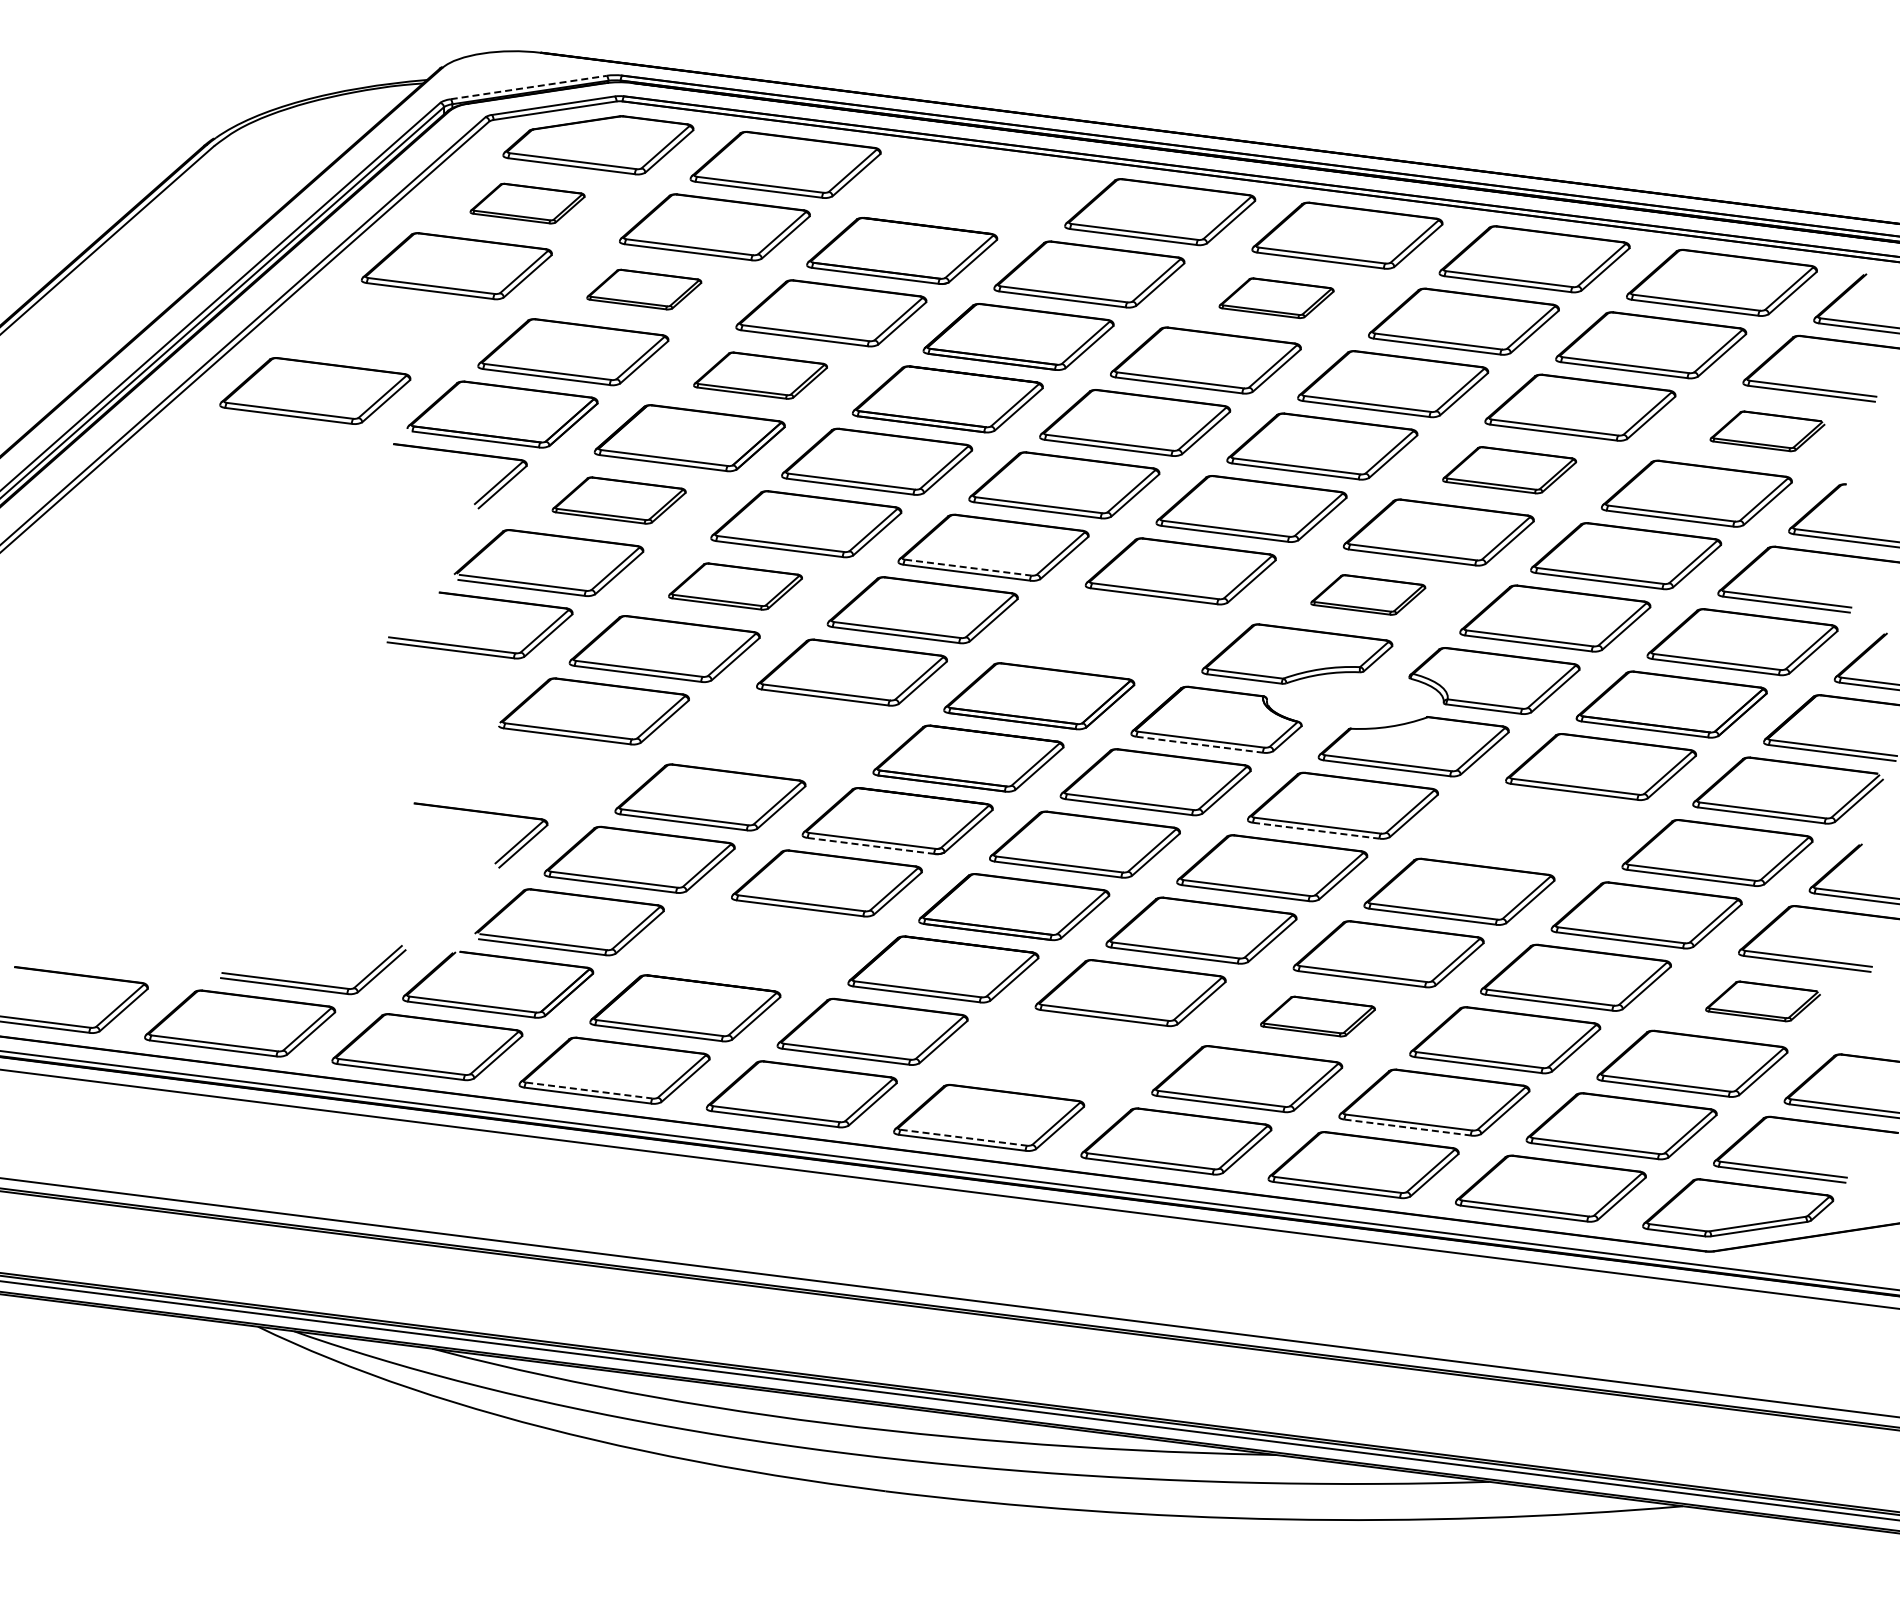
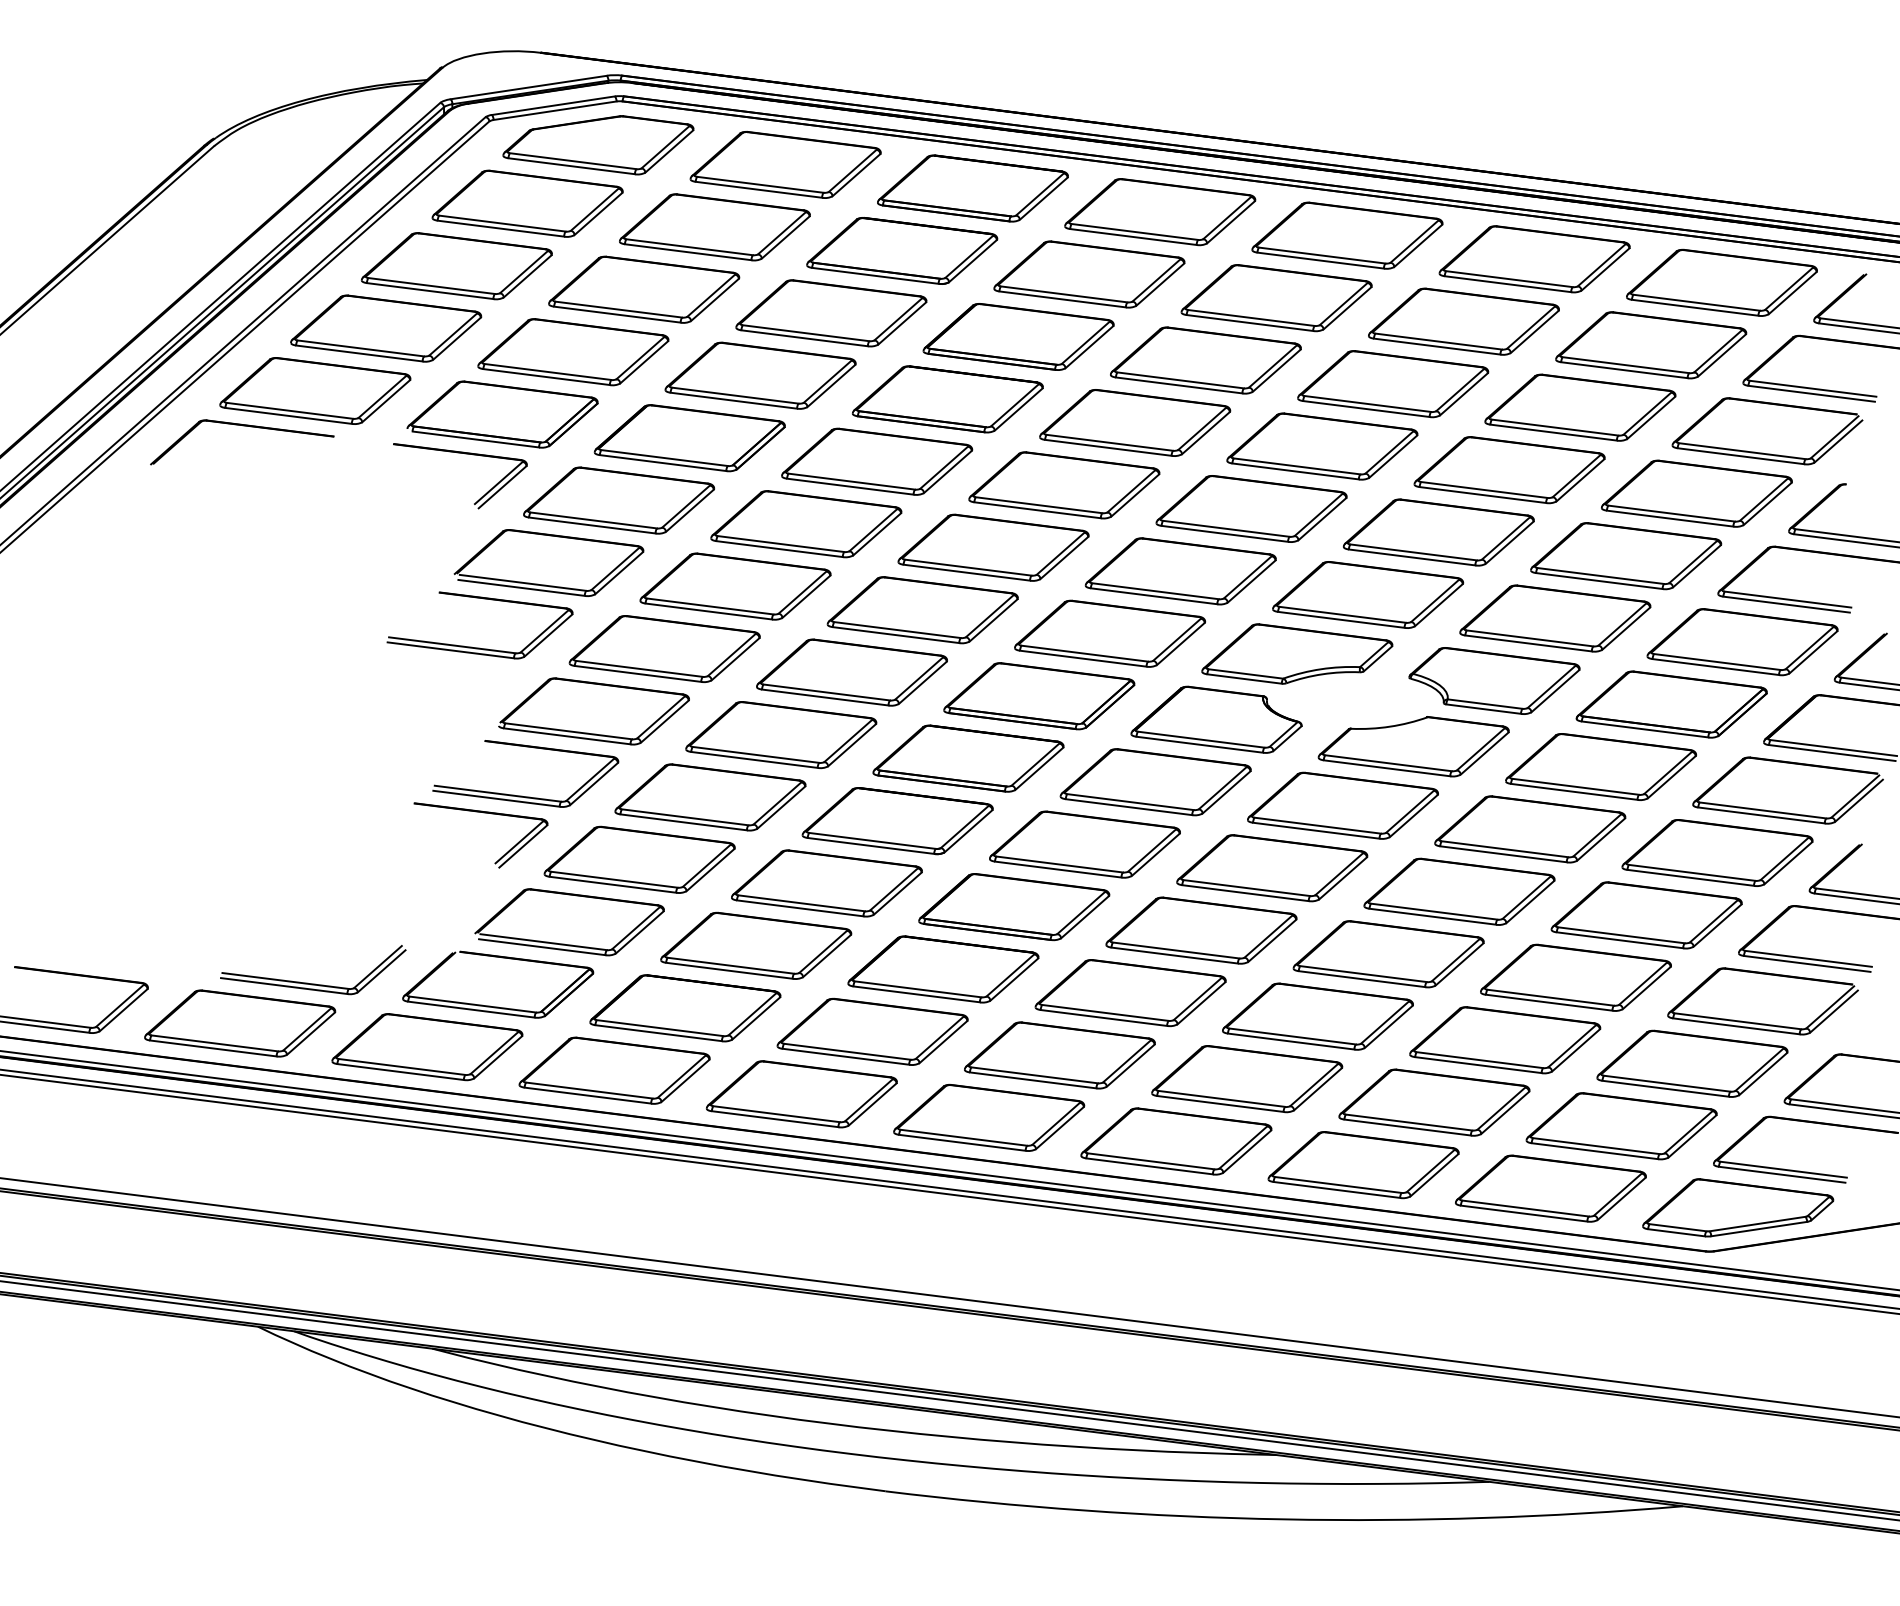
line: dashed -> solid (528, 87)
part: none -> present (972, 188)
part size: 117x43 px -> 193x69 px (527, 203)
part size: 117x43 px -> 193x69 px (644, 289)
part size: 117x42 px -> 193x69 px (1276, 298)
part: none -> present (386, 328)
part size: 135x49 px -> 193x69 px (760, 375)
part: none -> present (242, 426)
part size: 117x43 px -> 193x69 px (1767, 431)
part size: 136x49 px -> 193x69 px (1509, 470)
part size: 136x49 px -> 193x69 px (619, 500)
line: dashed -> solid (968, 567)
part size: 135x49 px -> 193x69 px (735, 586)
part size: 117x42 px -> 193x68 px (1368, 594)
part: none -> present (1110, 633)
part: none -> present (781, 735)
line: dashed -> solid (1199, 744)
part: none -> present (522, 795)
part: none -> present (1530, 829)
line: dashed -> solid (1316, 830)
line: dashed -> solid (871, 845)
part: none -> present (756, 945)
part size: 116x43 px -> 192x69 px (1762, 1001)
part size: 116x43 px -> 192x69 px (1317, 1016)
part: none -> present (1059, 1055)
line: dashed -> solid (589, 1090)
line: dashed -> solid (1407, 1127)
line: dashed -> solid (963, 1137)
line: none -> present (949, 1194)
